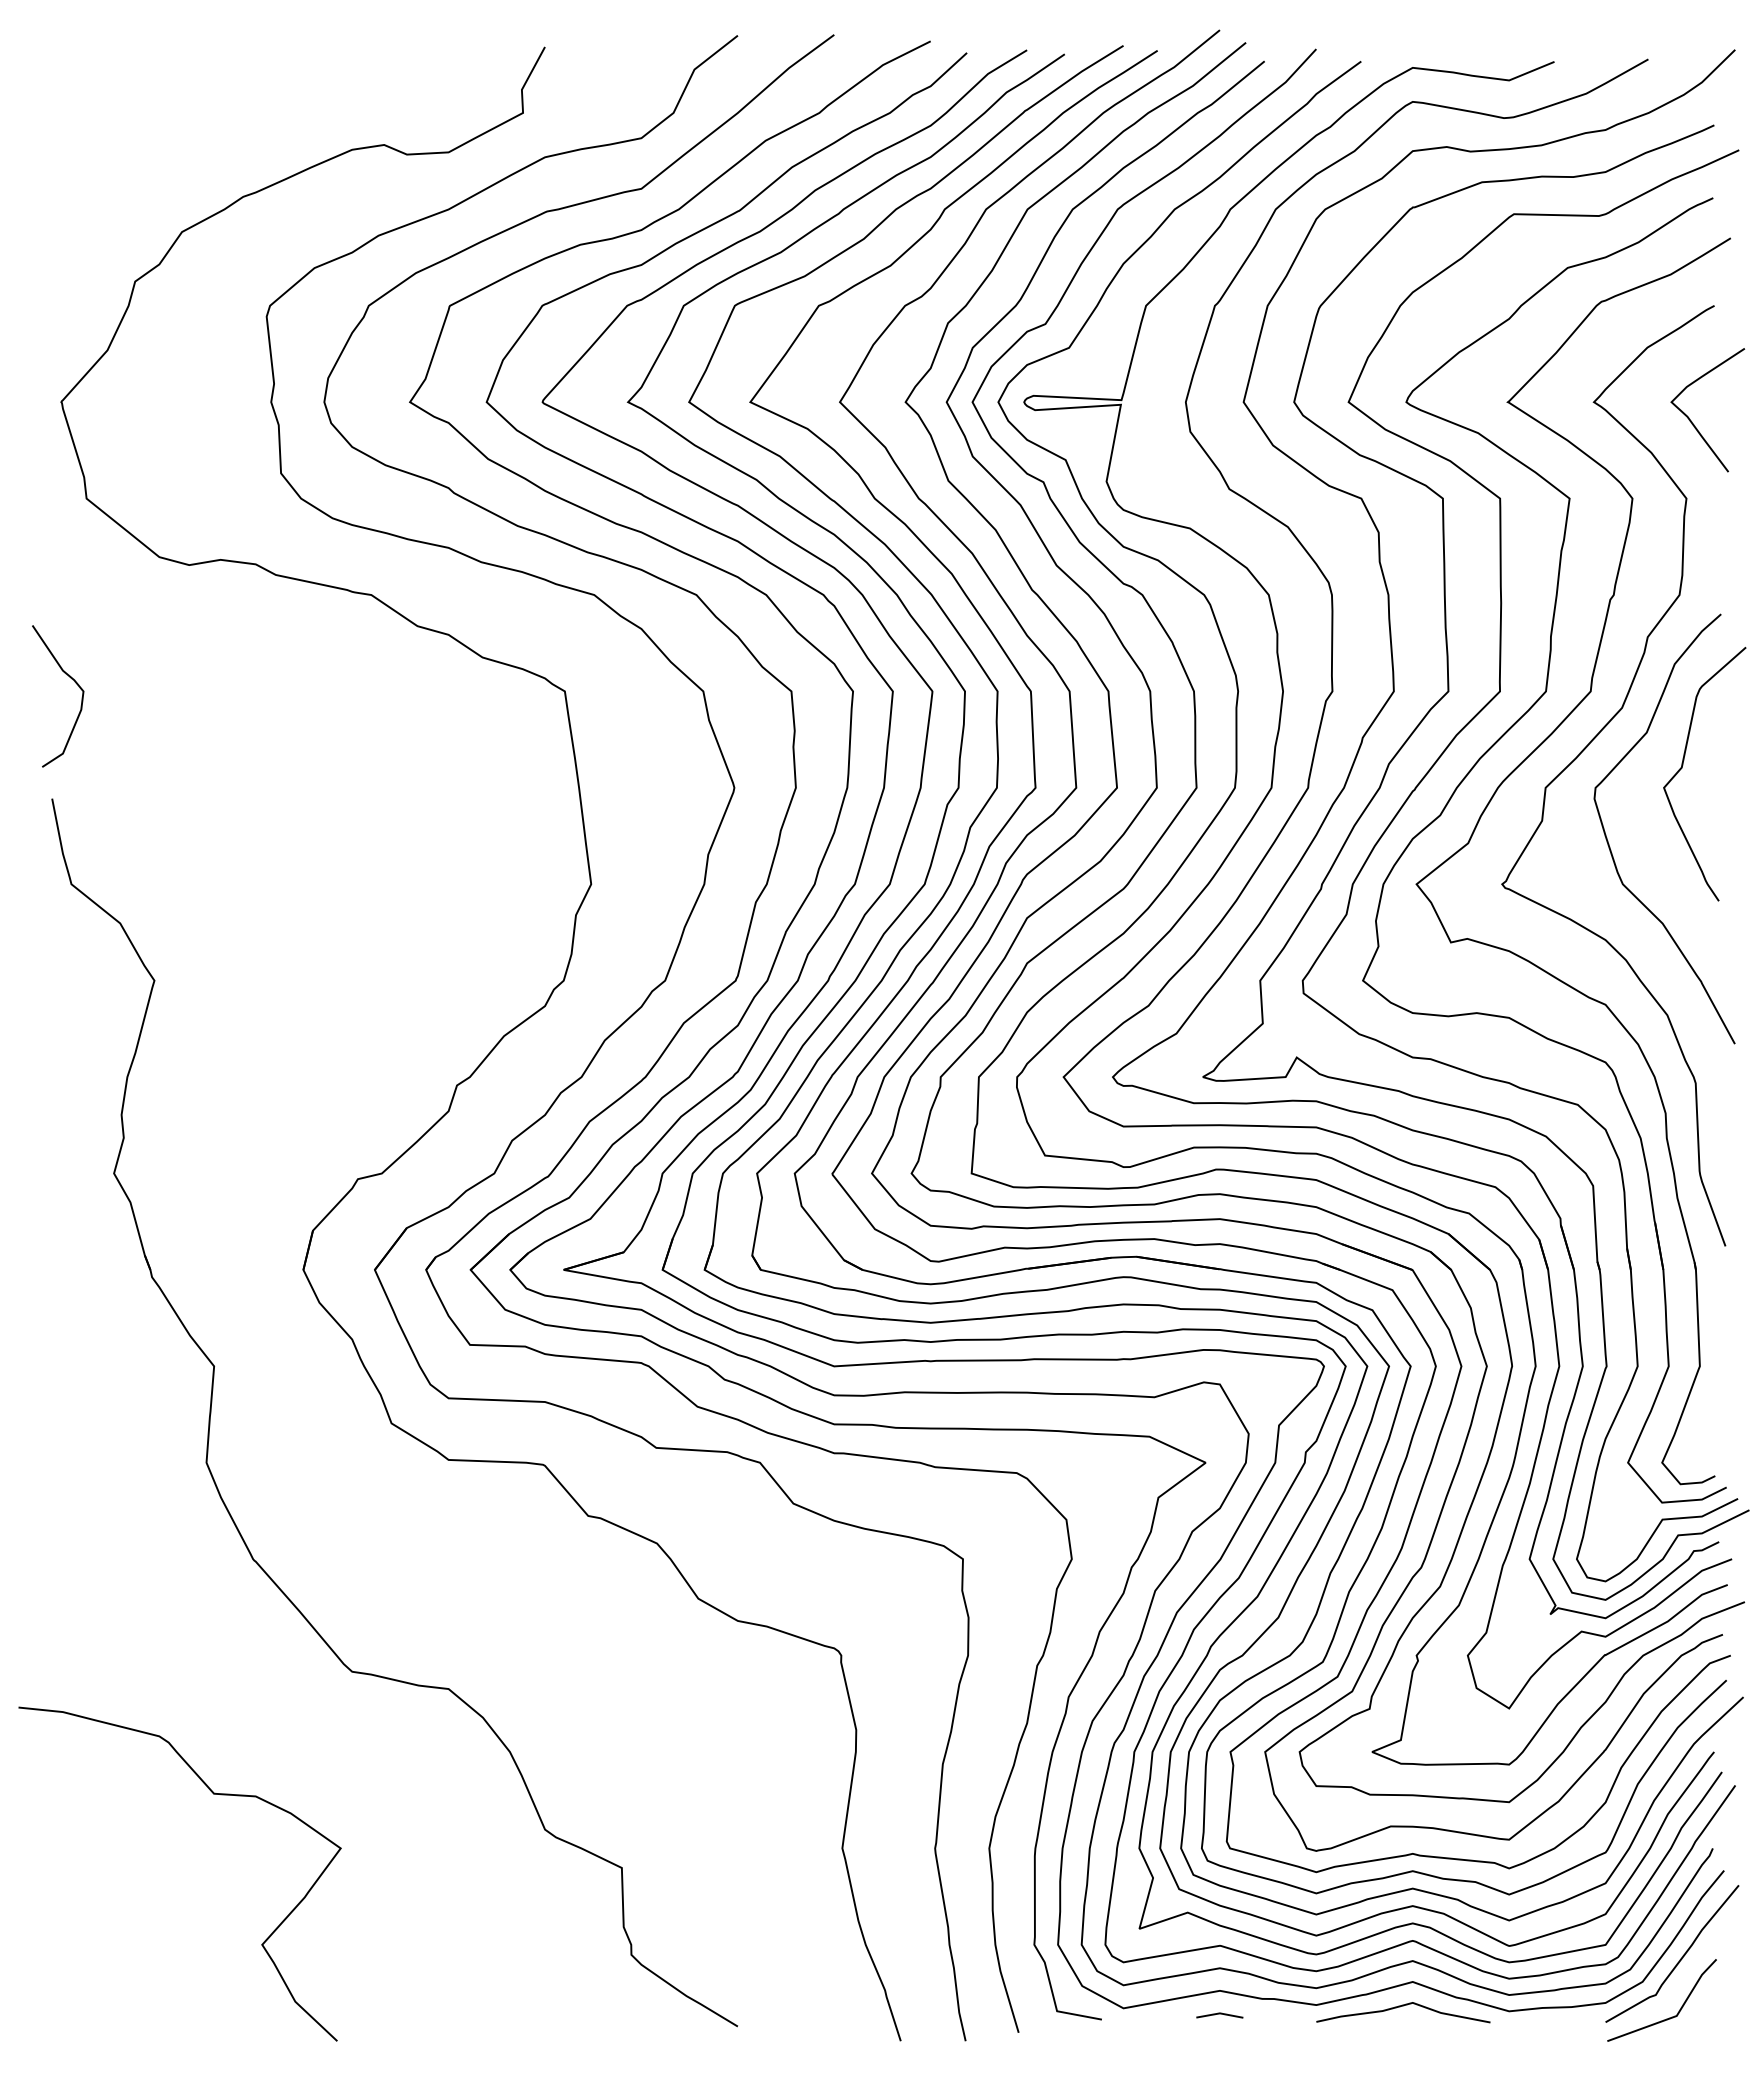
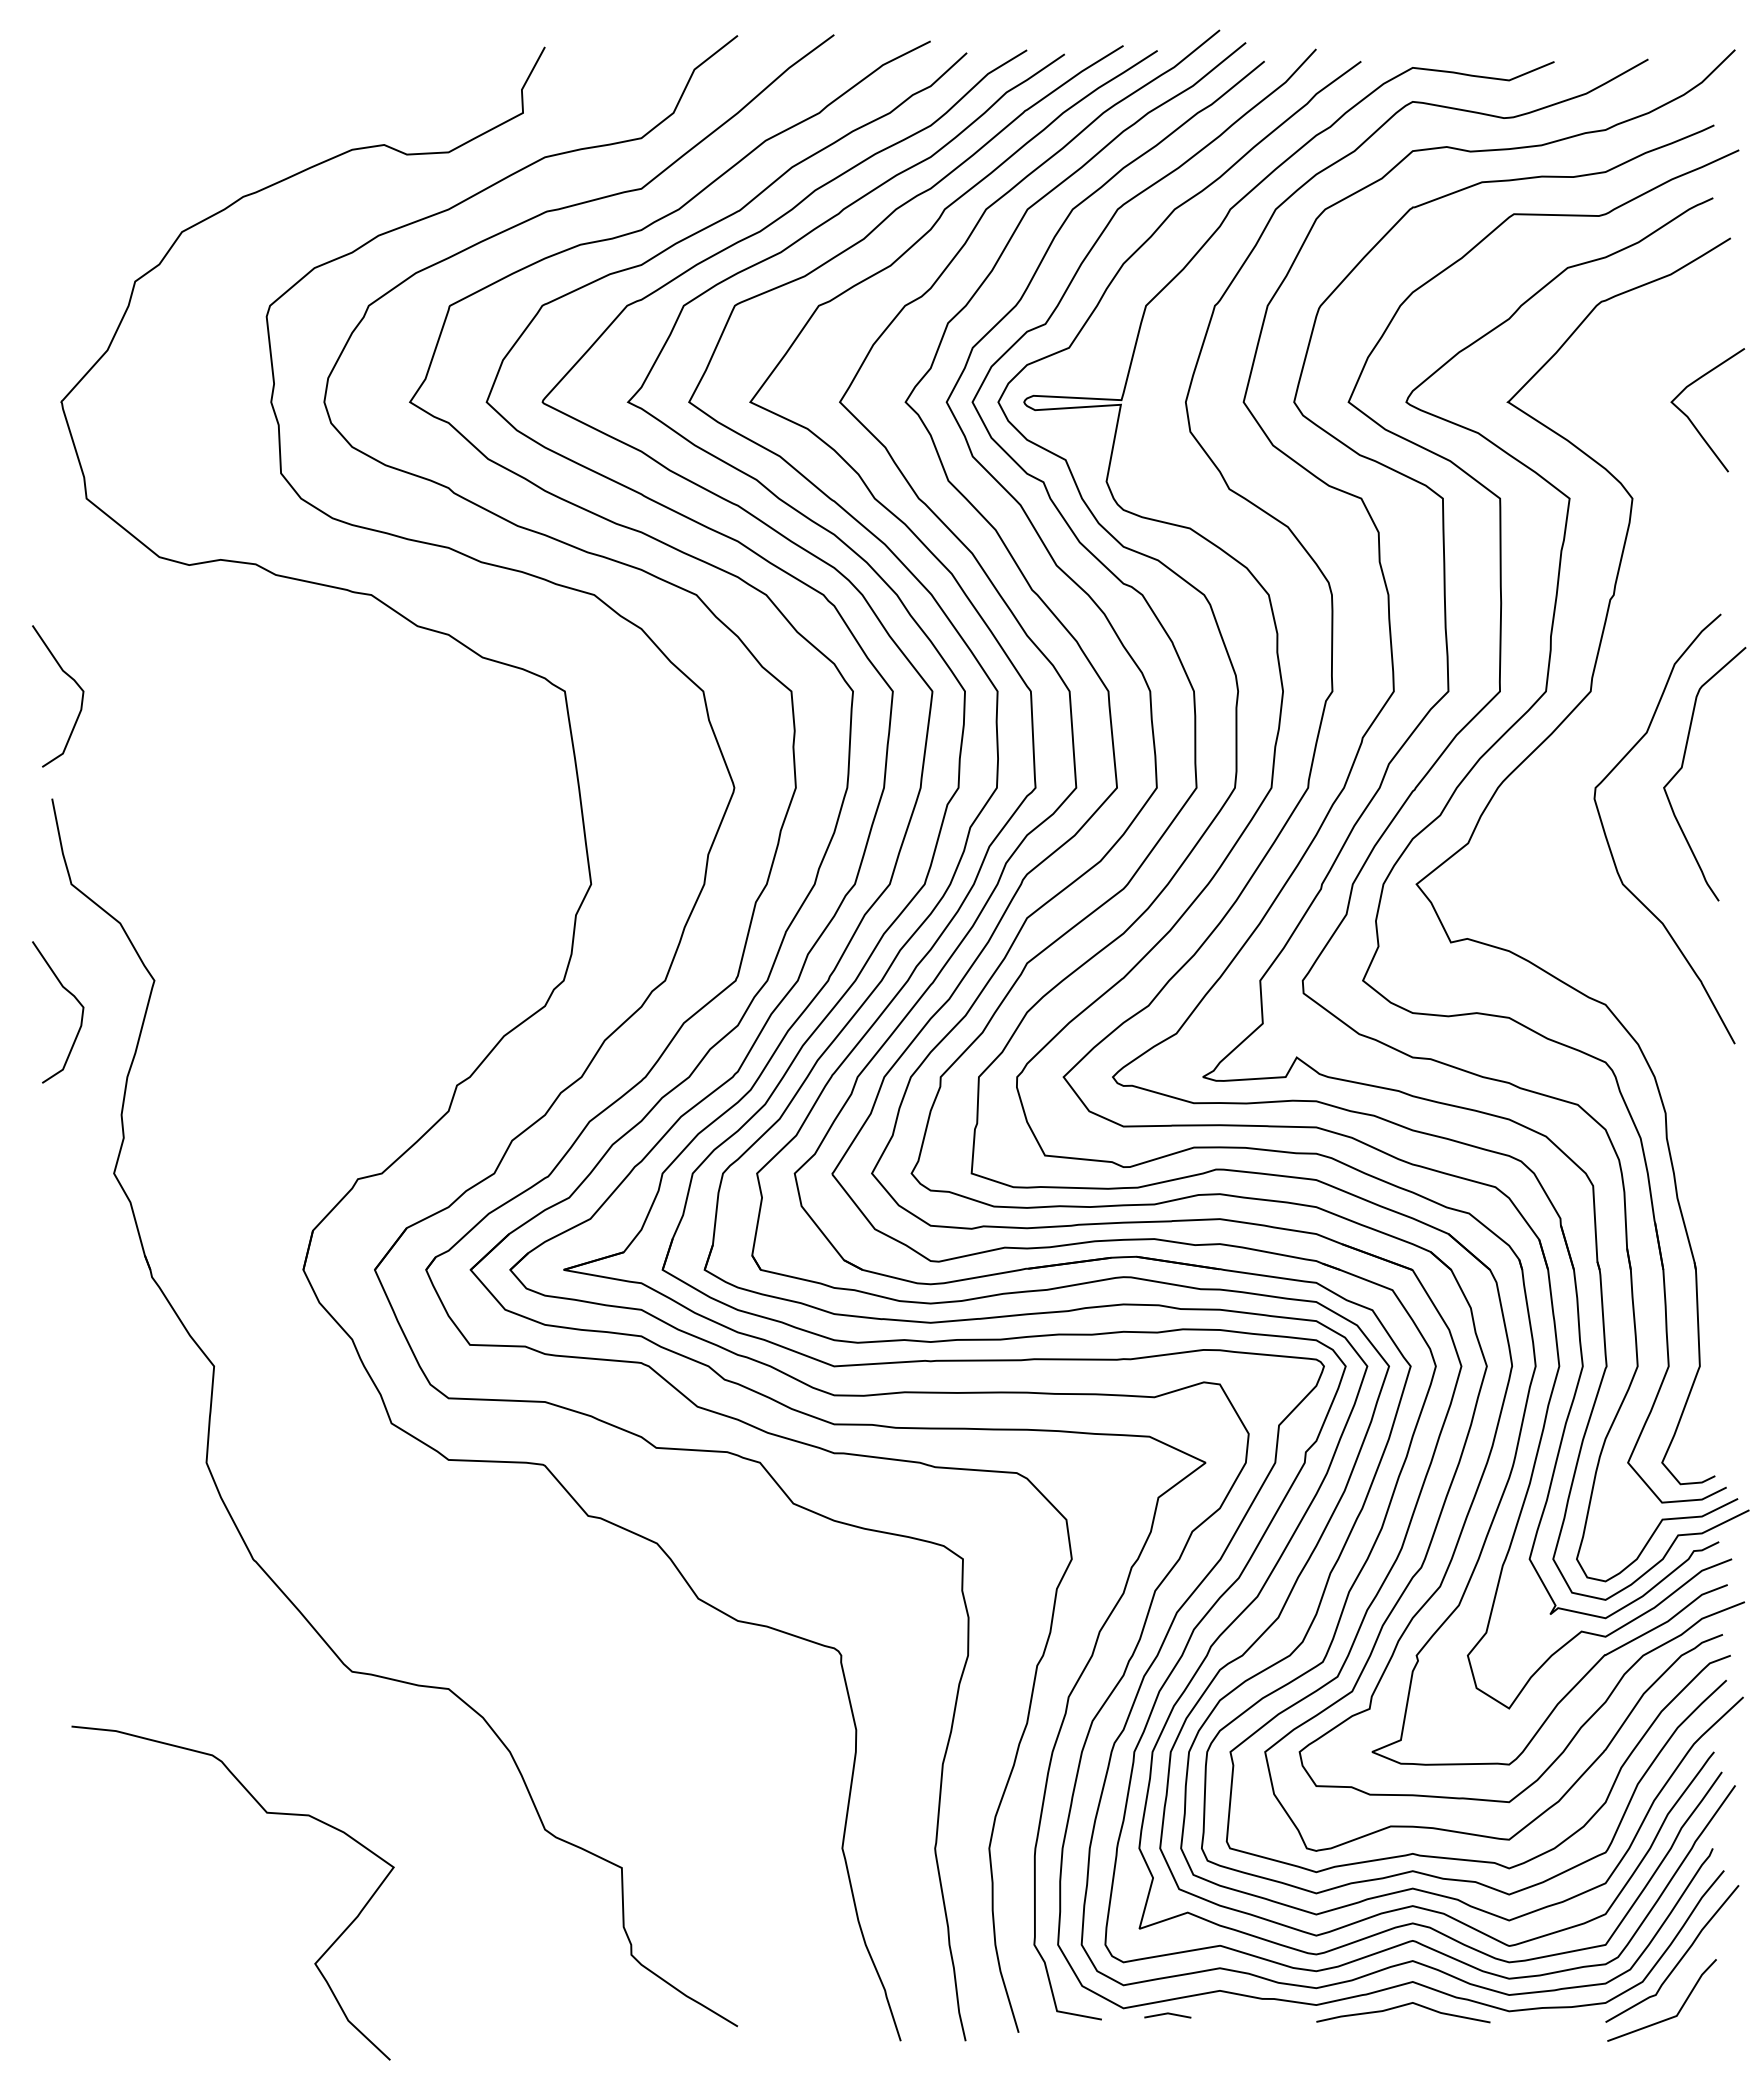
curve: present -> none (1586, 748)
curve: none -> present (74, 998)
curve position: (213, 1794) -> (266, 1813) (266, 1813)
line position: (1219, 2014) -> (1167, 2014) (1167, 2014)
